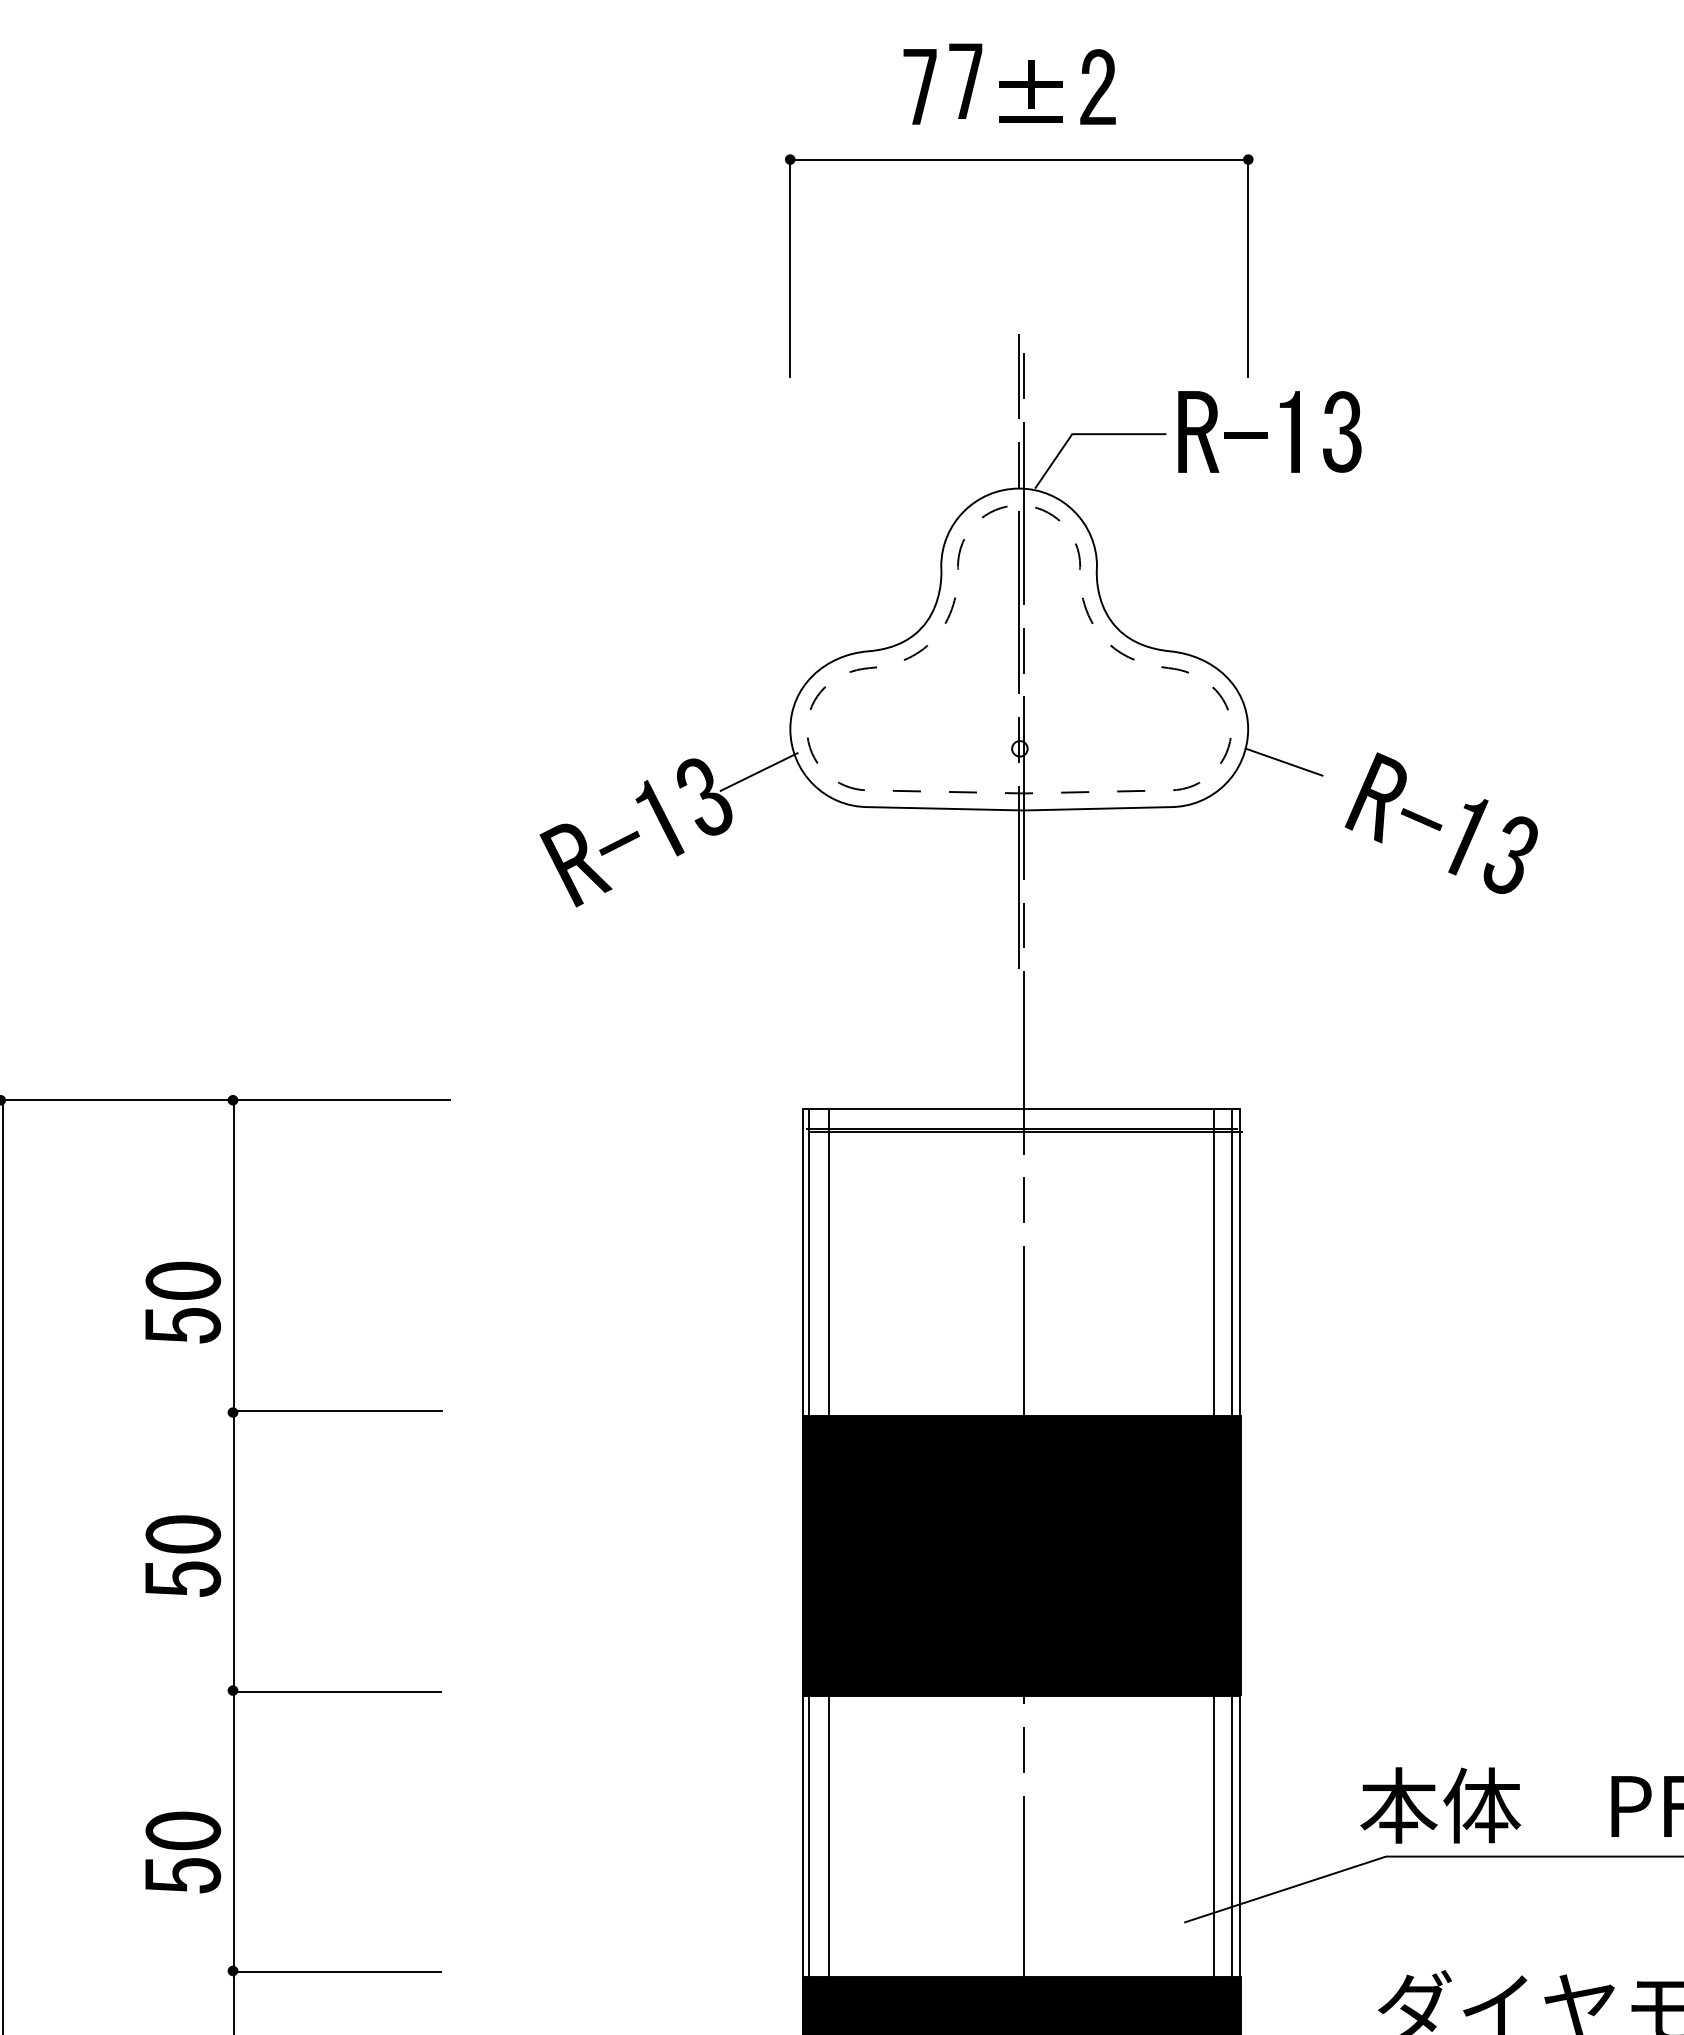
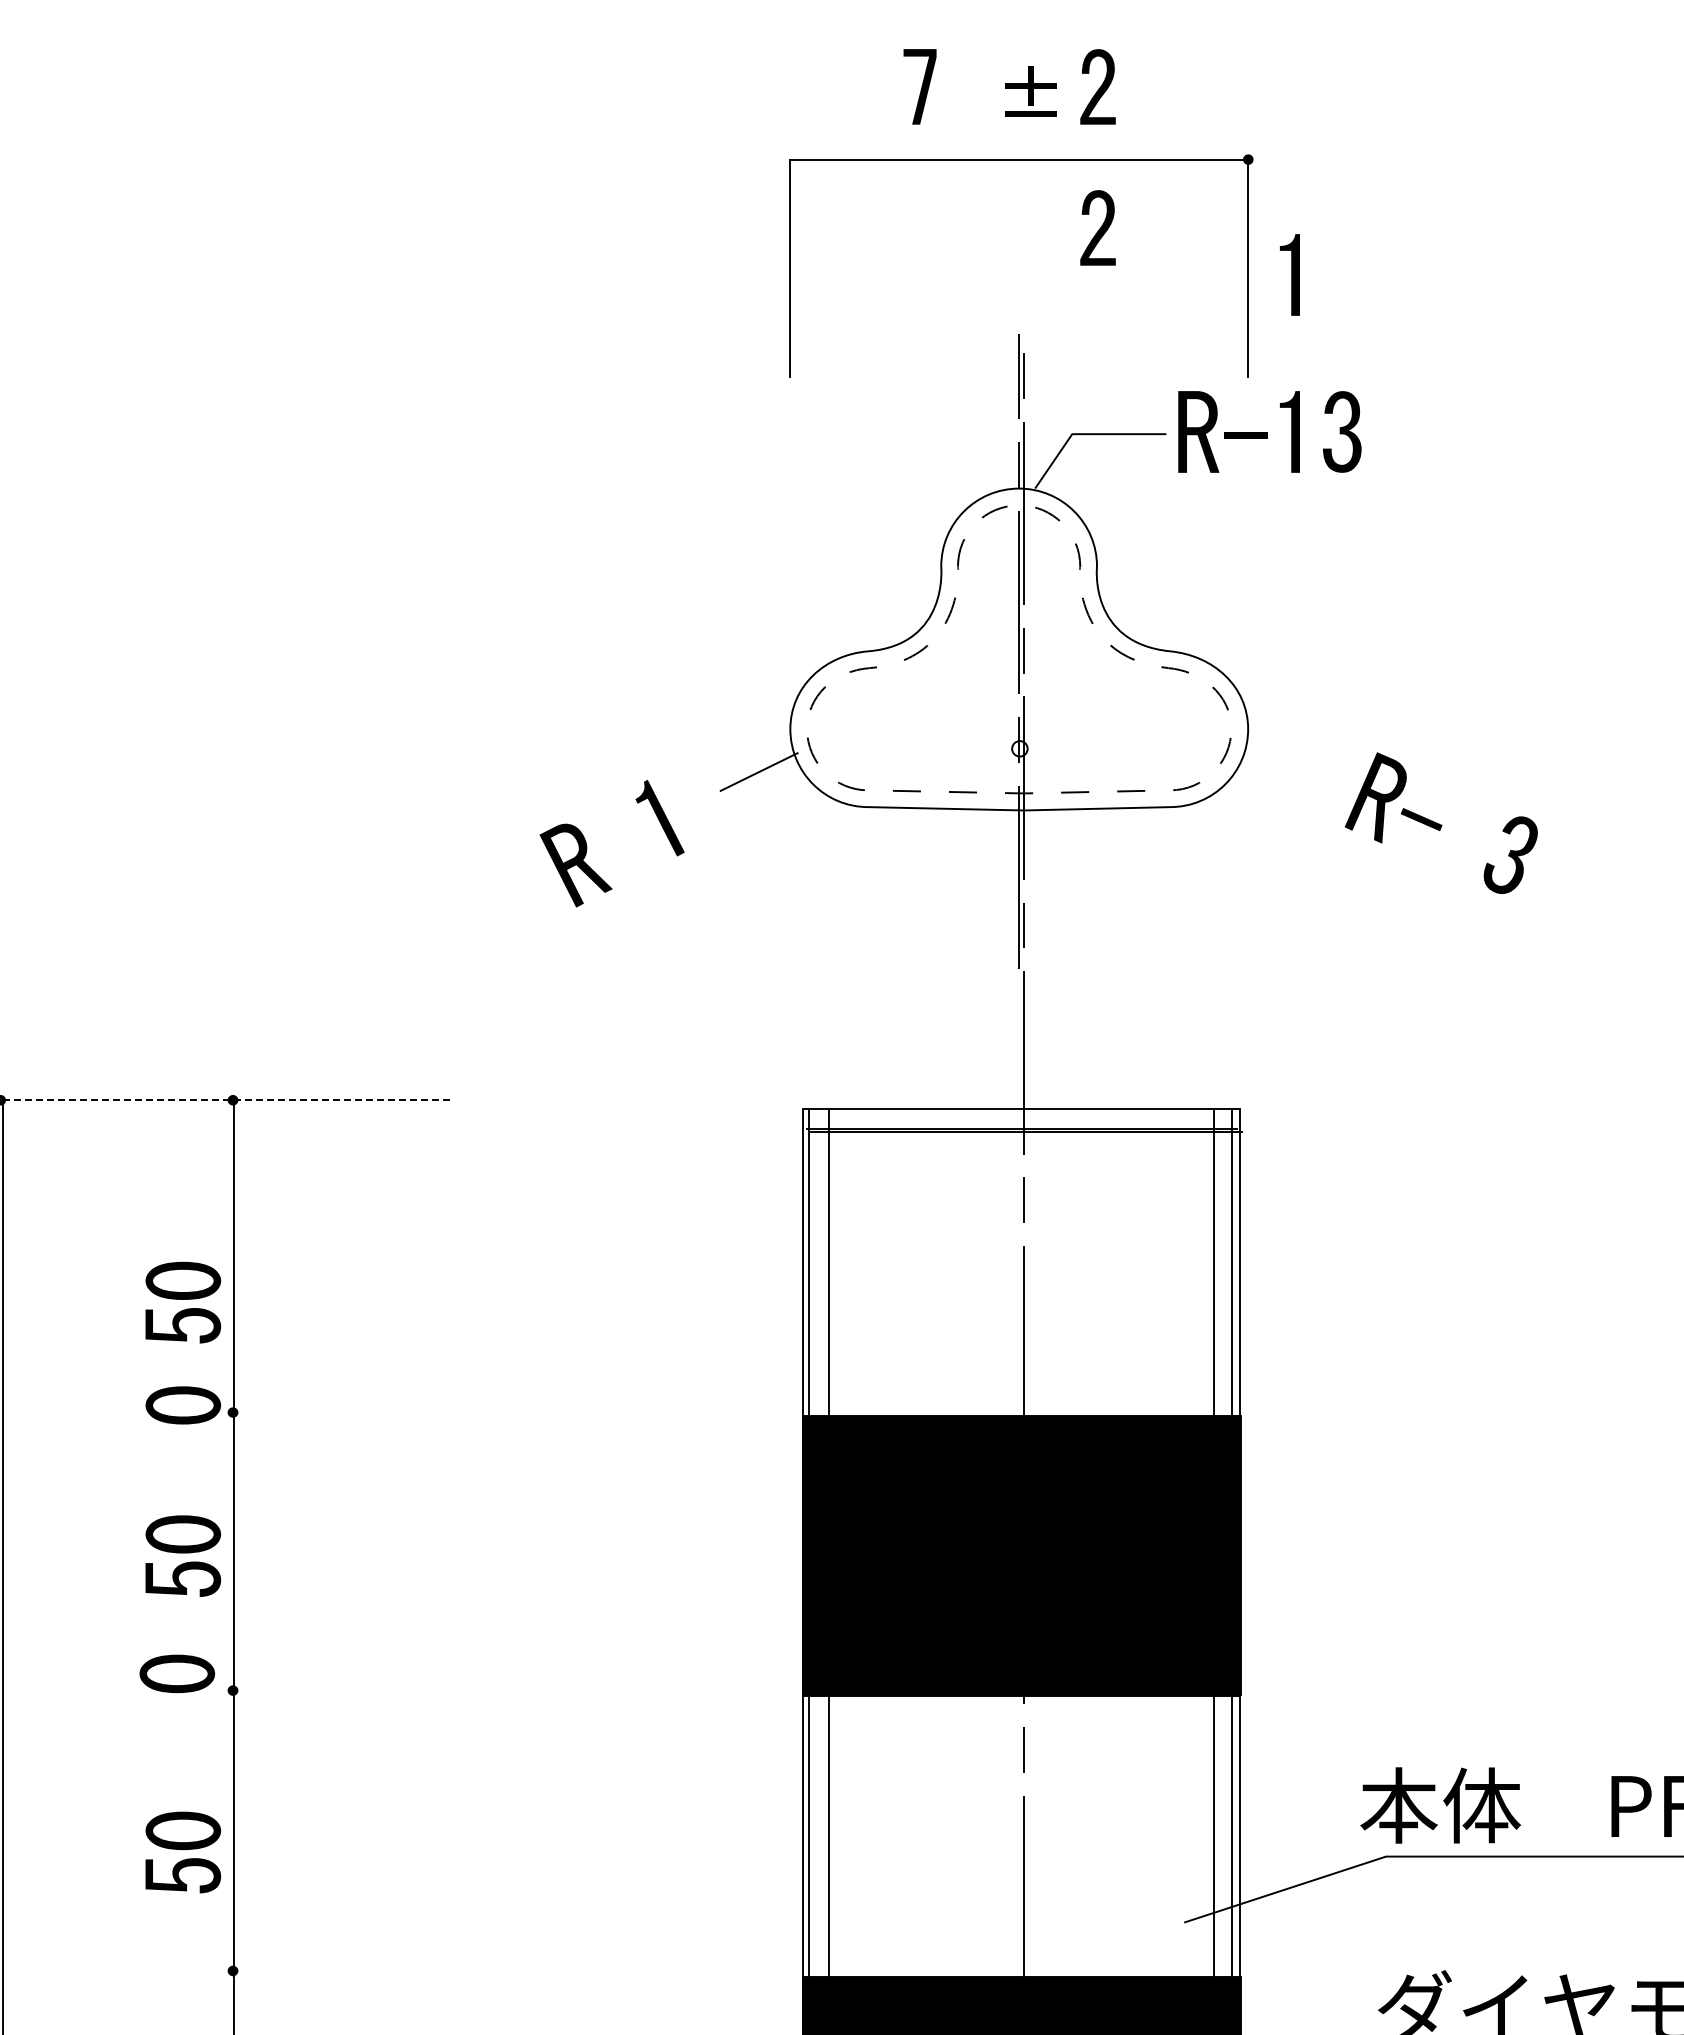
fill: present -> none (965, 81)
part size: 64x63 px -> 52x51 px (1030, 91)
fill: present -> none (789, 159)
part: none -> present (1097, 227)
part: none -> present (1289, 274)
line: present -> none (1283, 761)
fill: present -> none (704, 796)
fill: present -> none (1468, 836)
fill: present -> none (619, 843)
line: solid -> dashed (226, 1099)
part: none -> present (183, 1405)
line: present -> none (337, 1411)
part: none -> present (177, 1673)
line: present -> none (336, 1691)
line: present -> none (336, 1972)
